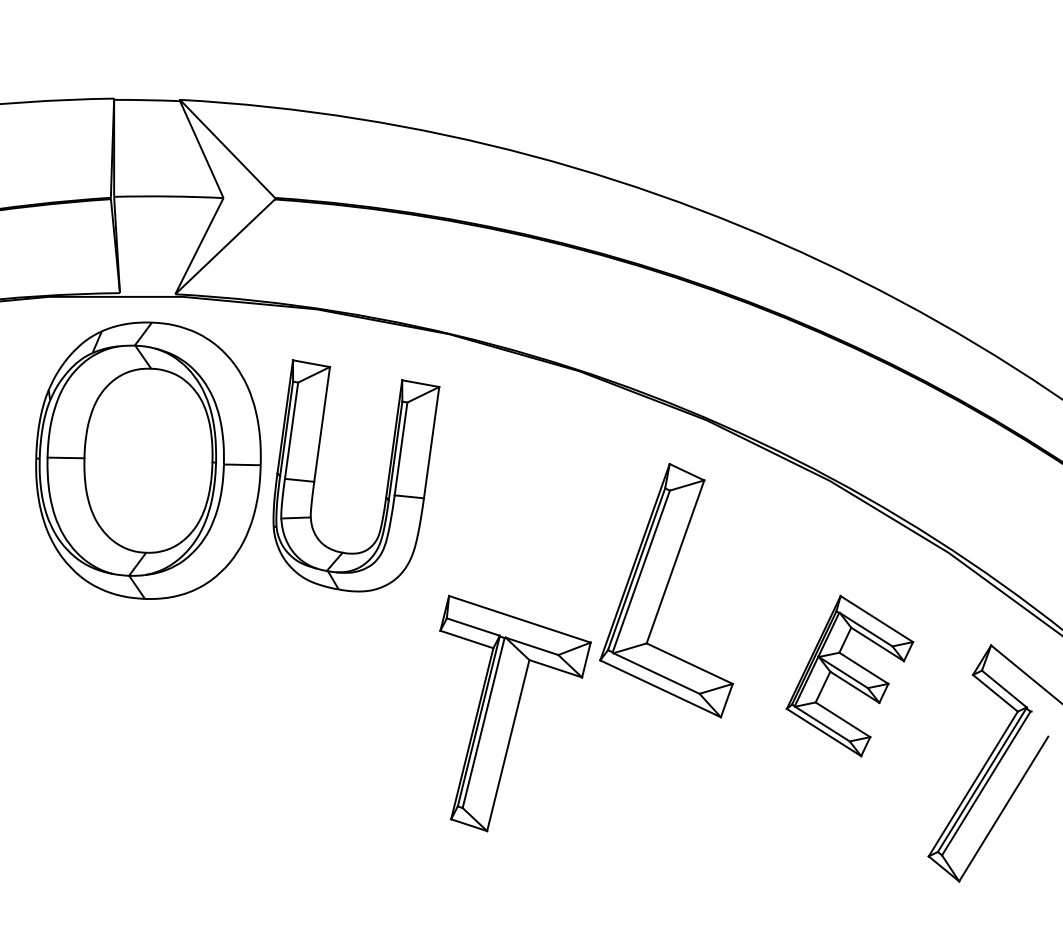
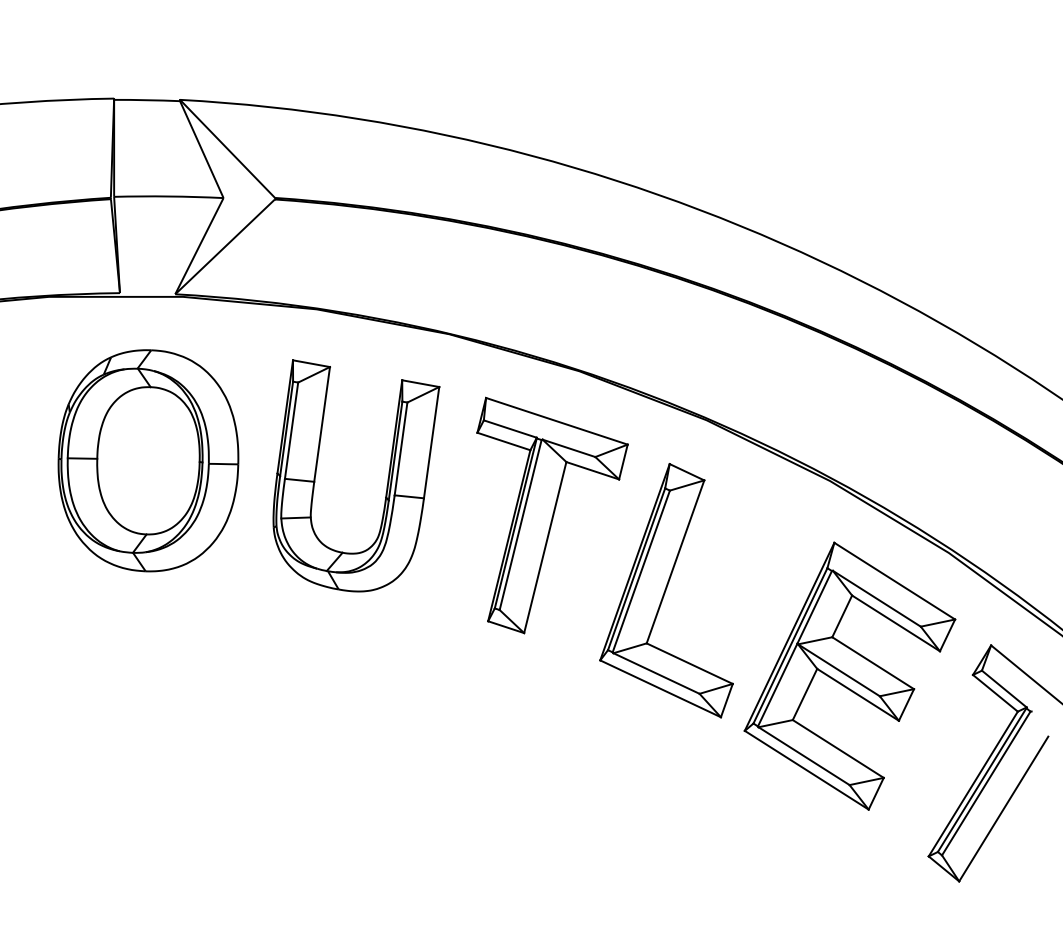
part size: 227x279 px -> 183x224 px (148, 460)
part size: 130x163 px -> 214x270 px (849, 675)
part position: (515, 713) -> (552, 515) (552, 515)
